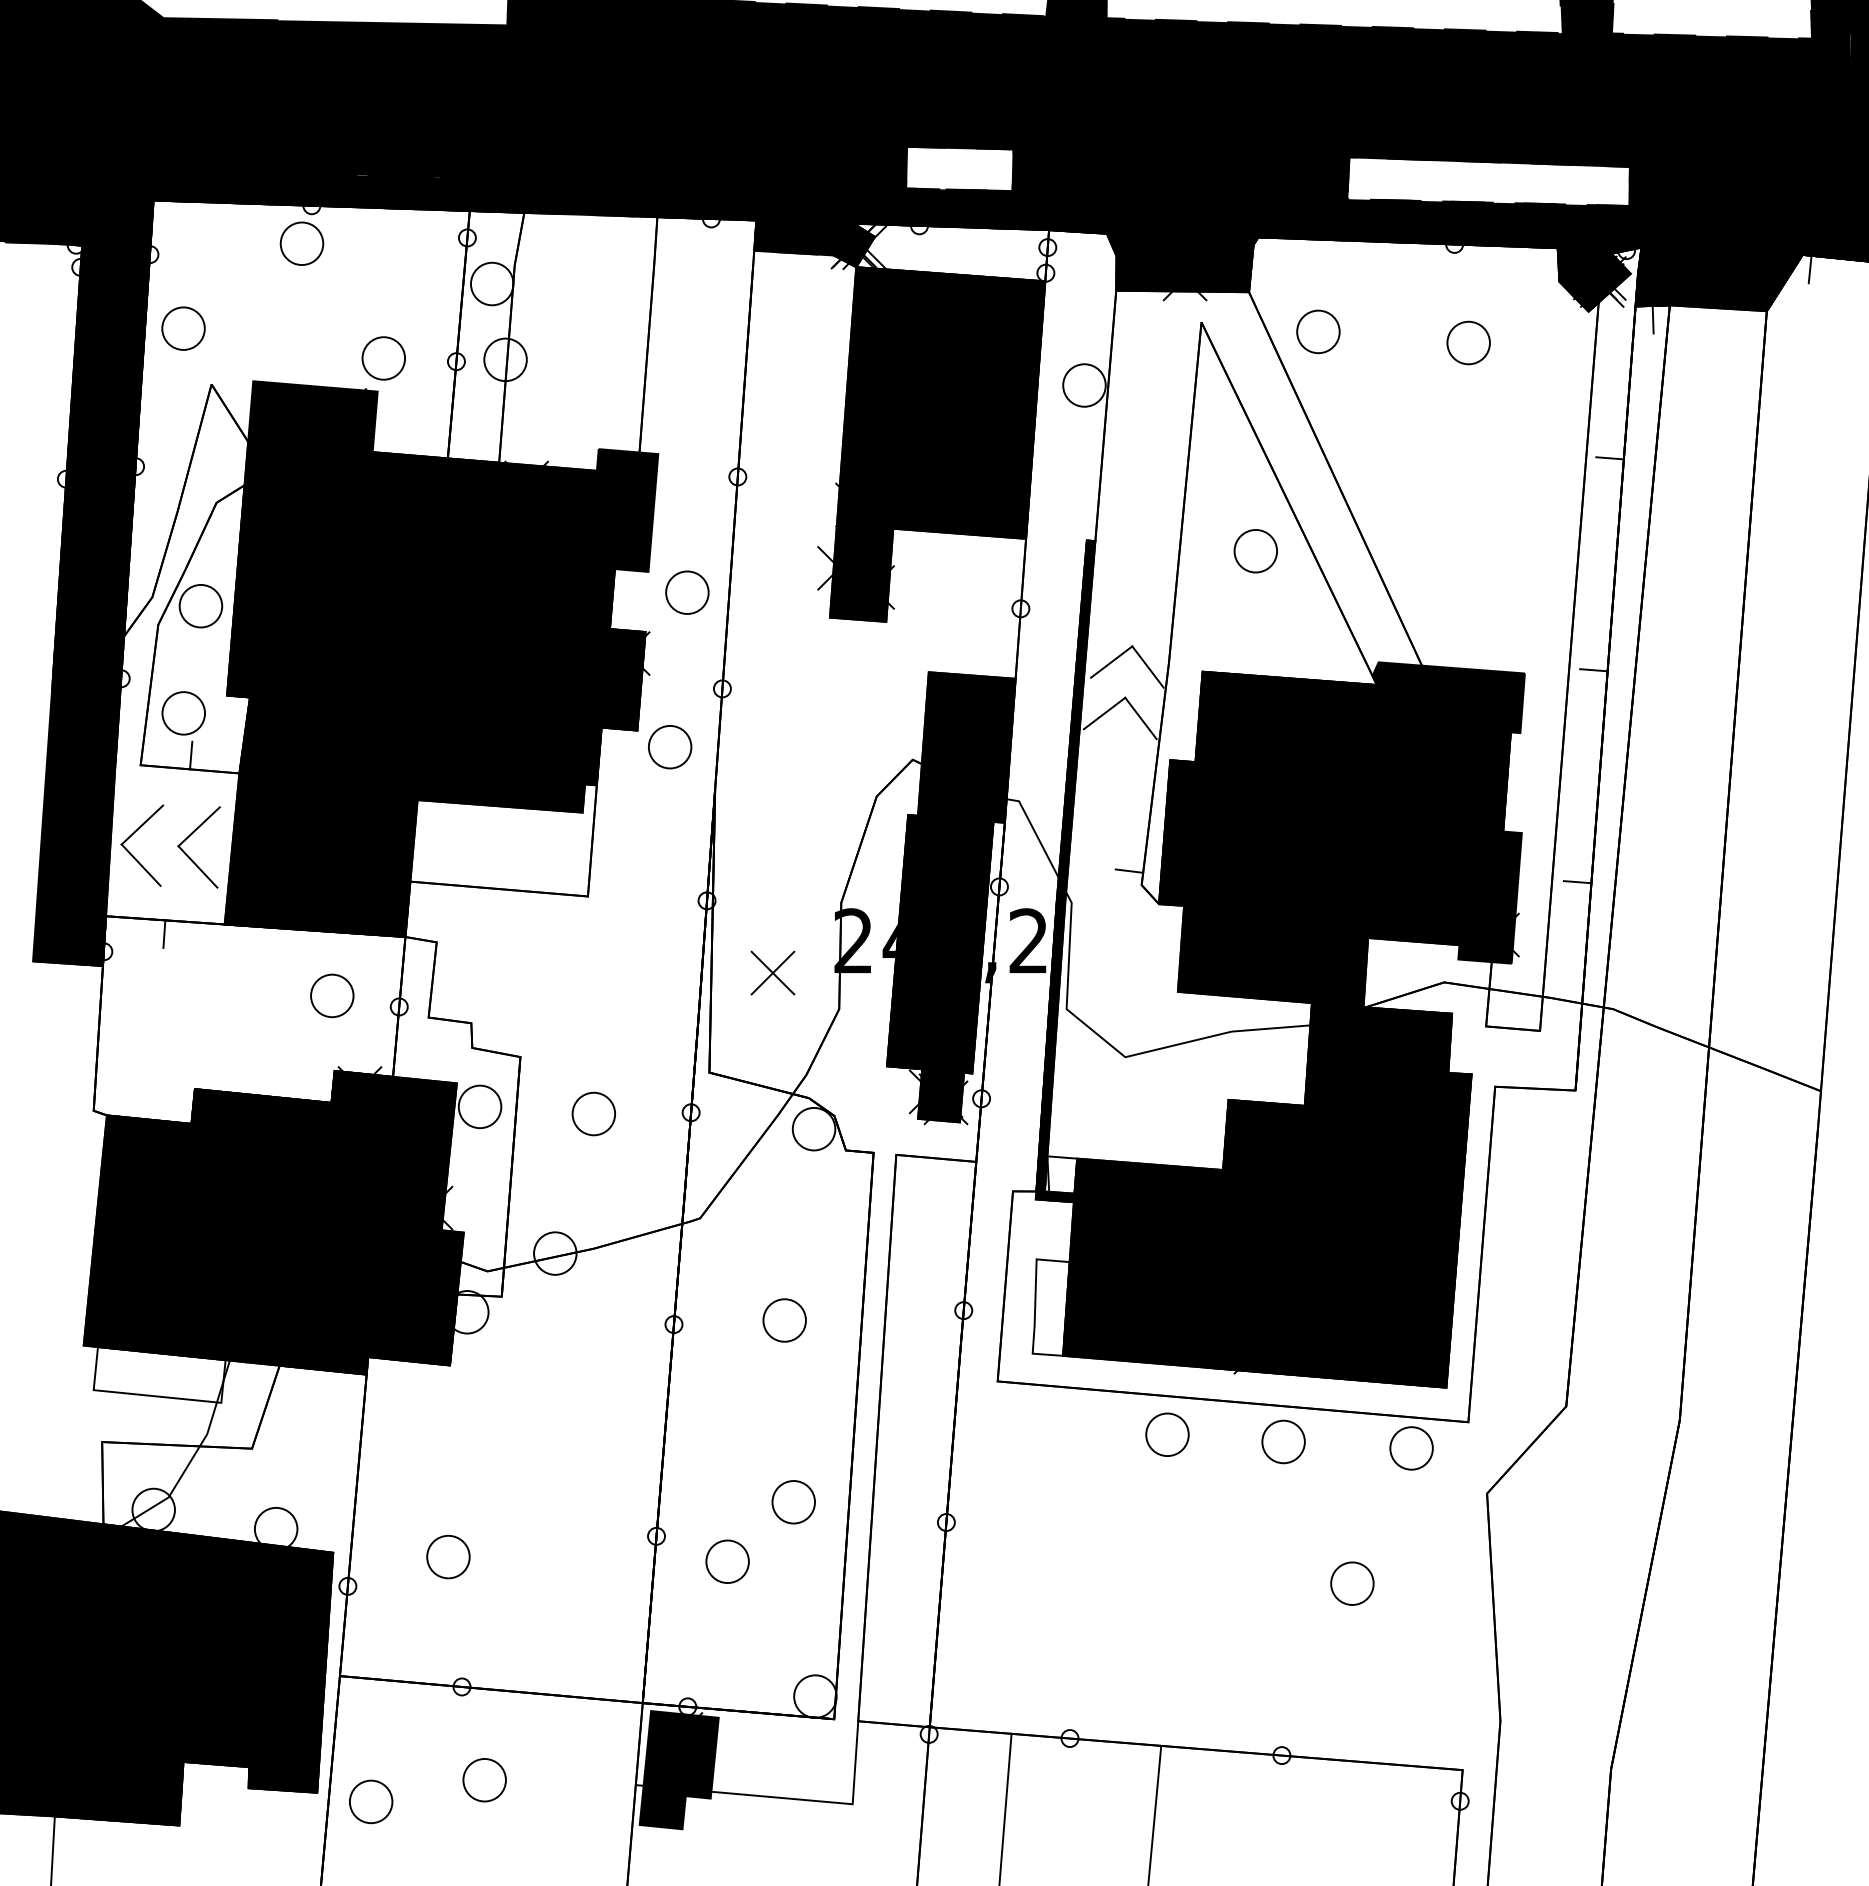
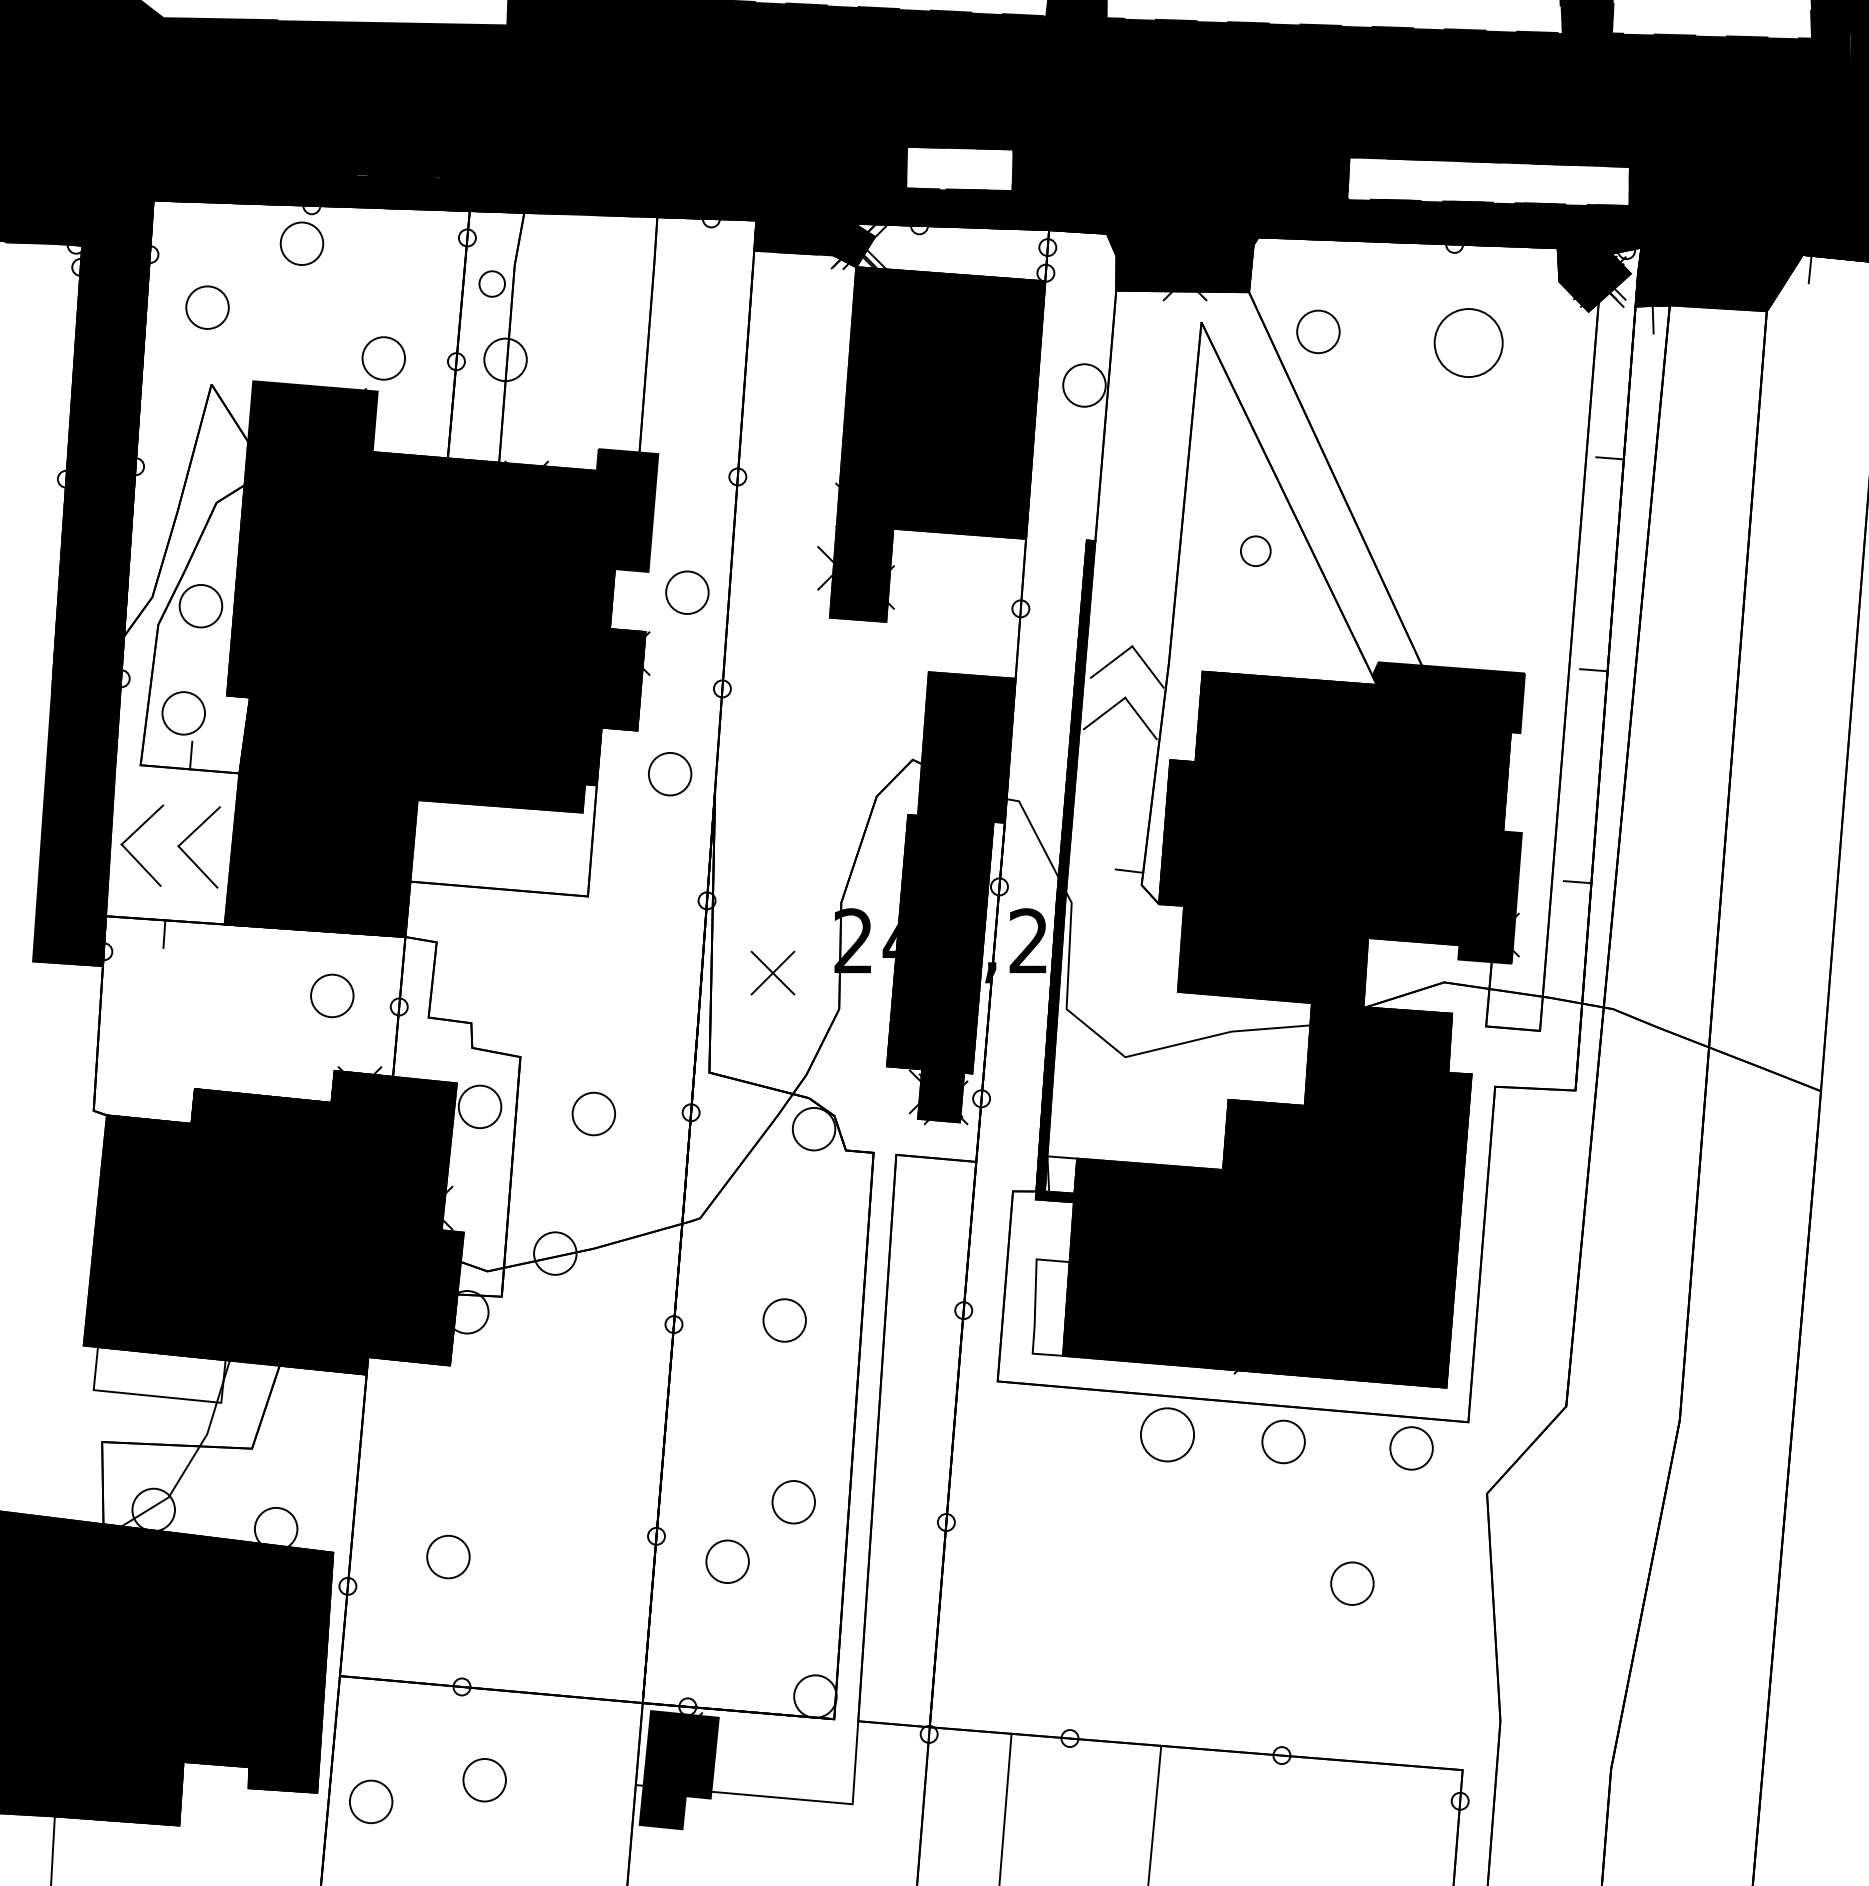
circle diameter: 43 px -> 26 px (492, 283)
circle position: (183, 328) -> (207, 307) (207, 307)
circle diameter: 43 px -> 68 px (1468, 343)
circle diameter: 43 px -> 30 px (1255, 551)
circle position: (670, 747) -> (670, 774) (670, 774)
circle size: 45x45 px -> 55x56 px (1167, 1434)
